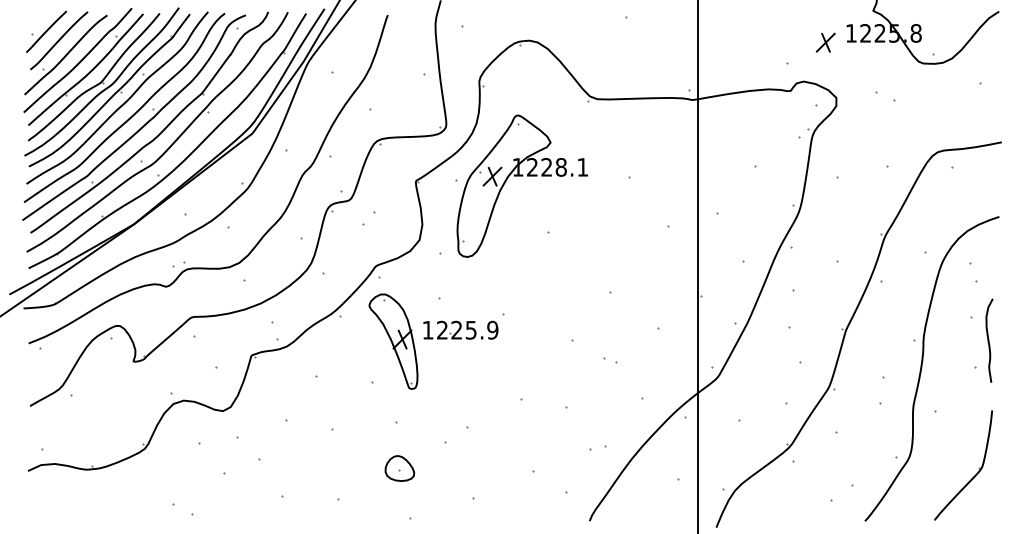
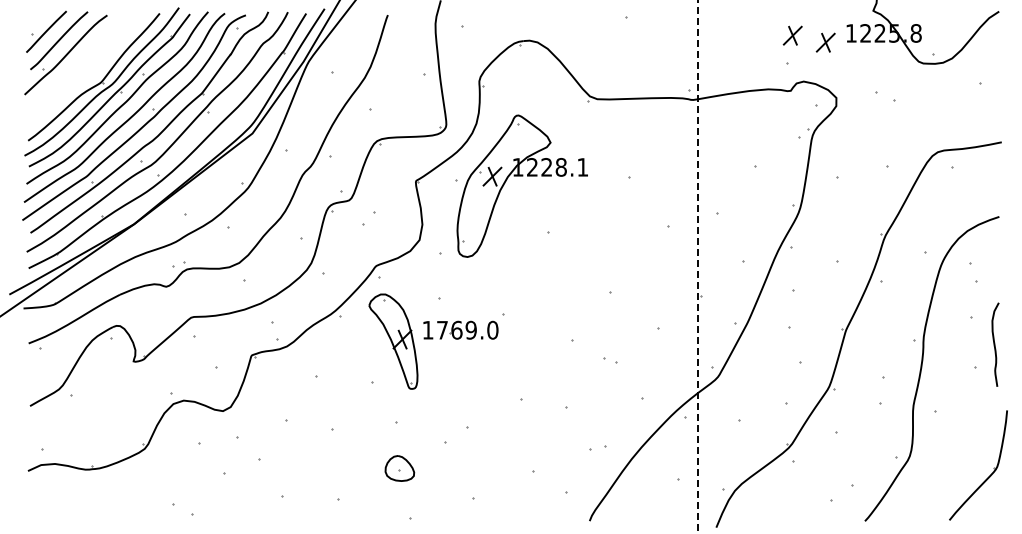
part: none -> present (792, 35)
part: present -> none (83, 66)
line: solid -> dashed (698, 267)
text: 1225.9 -> 1769.0 (467, 329)
curve position: (989, 340) -> (995, 344) (995, 344)
part position: (974, 475) -> (989, 475) (989, 475)
